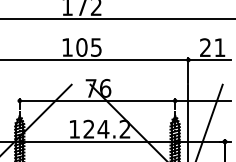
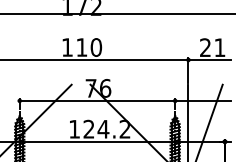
line position: (117, 19) -> (117, 14) (117, 14)
text: 105 -> 110 (89, 47)
